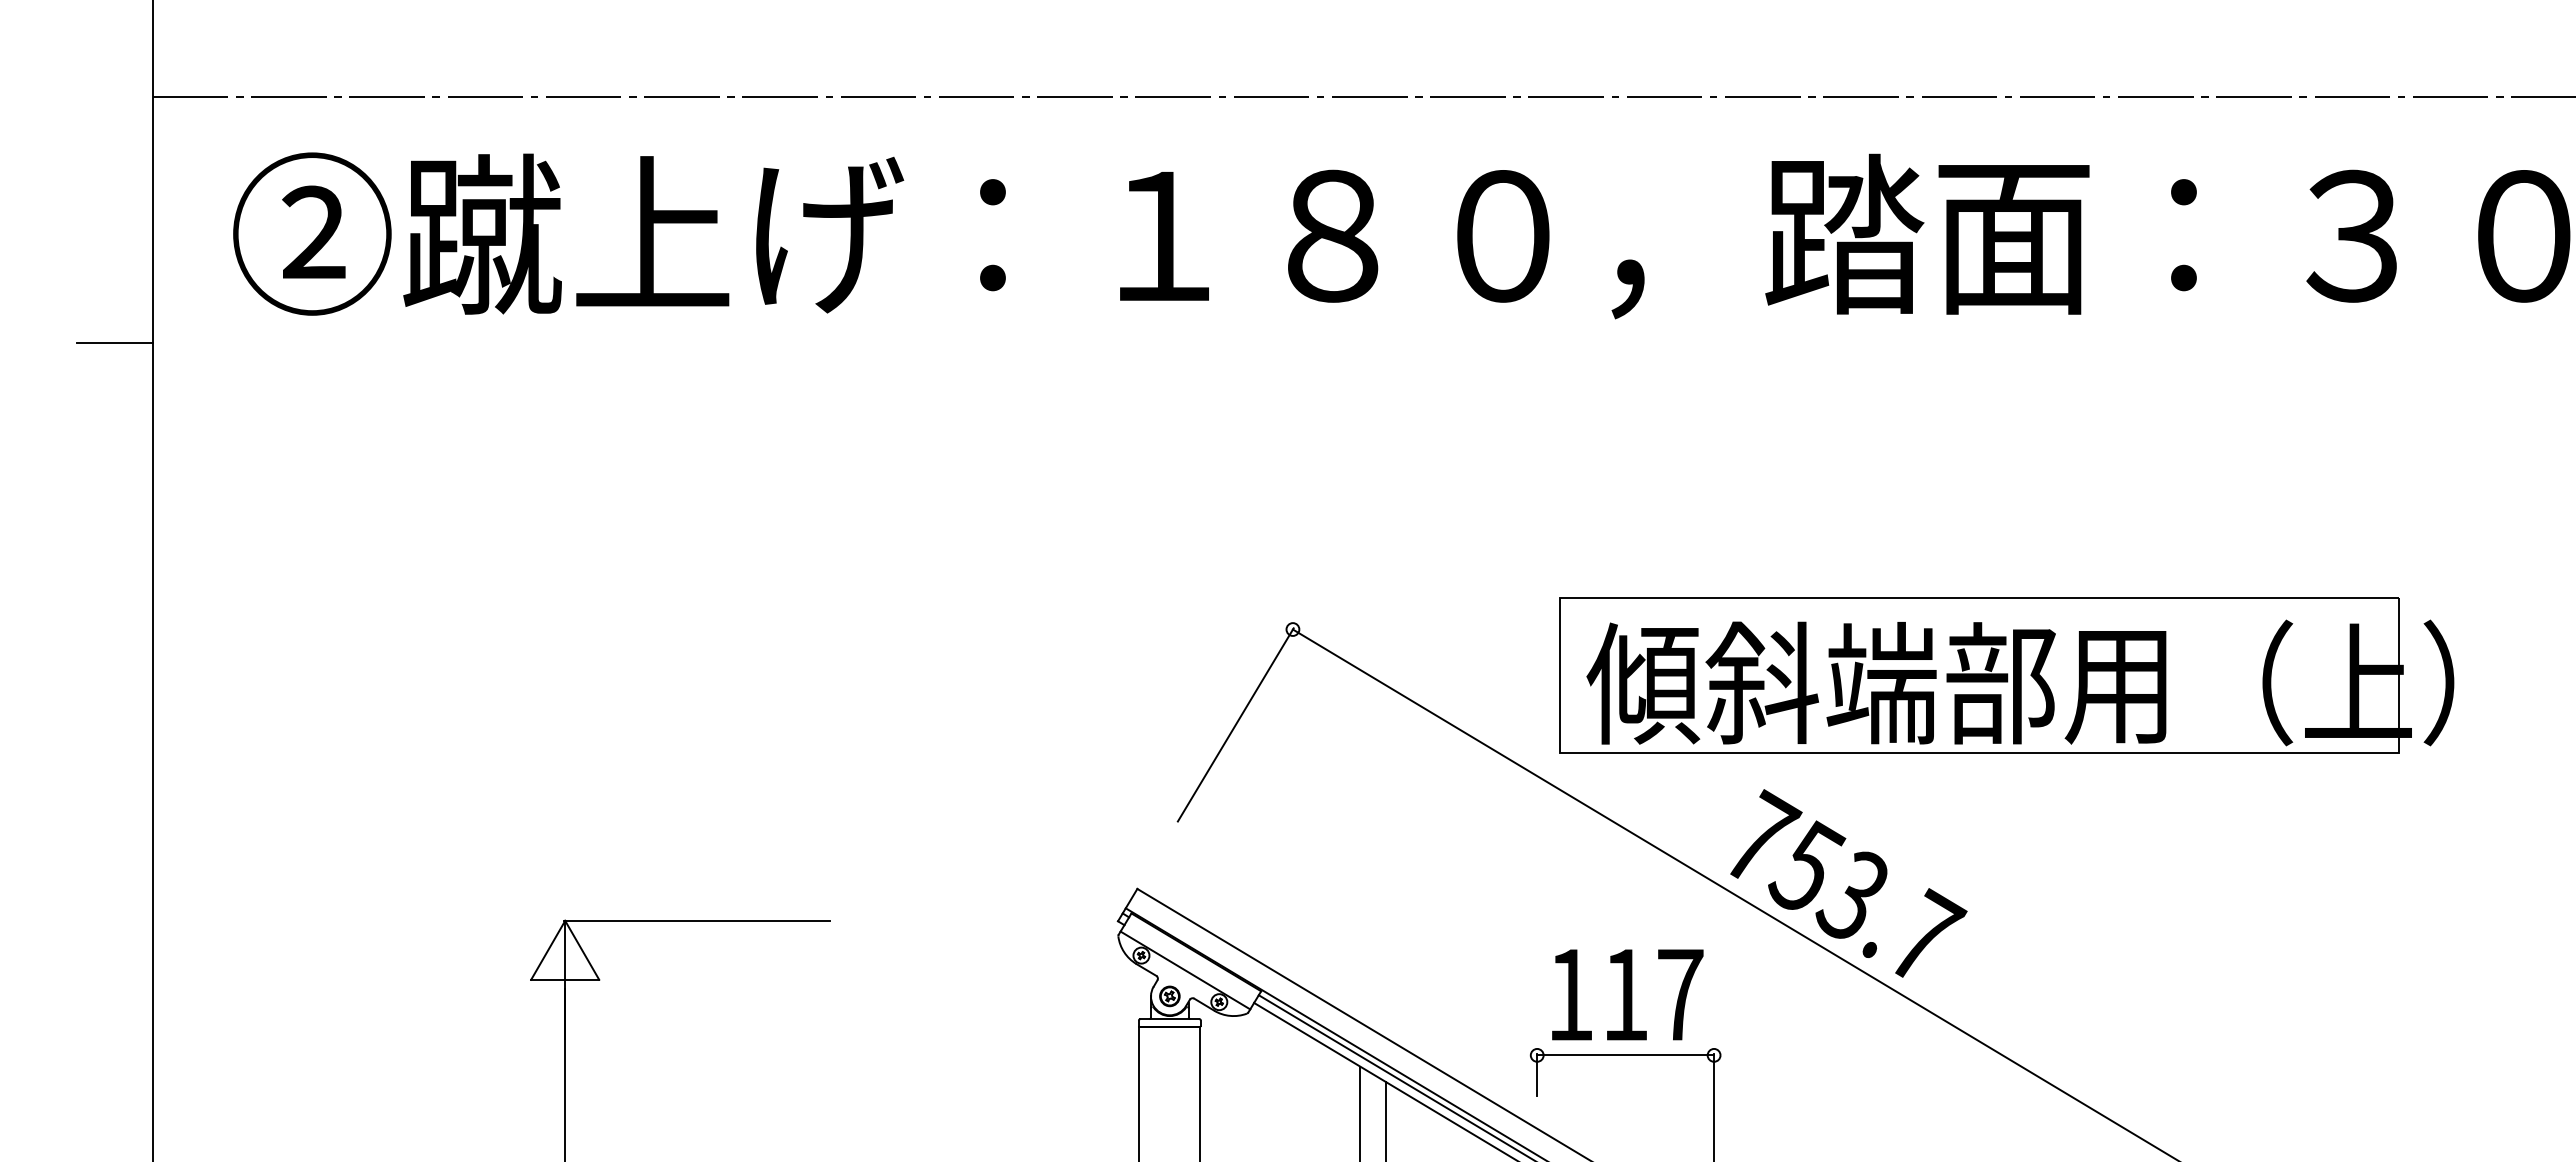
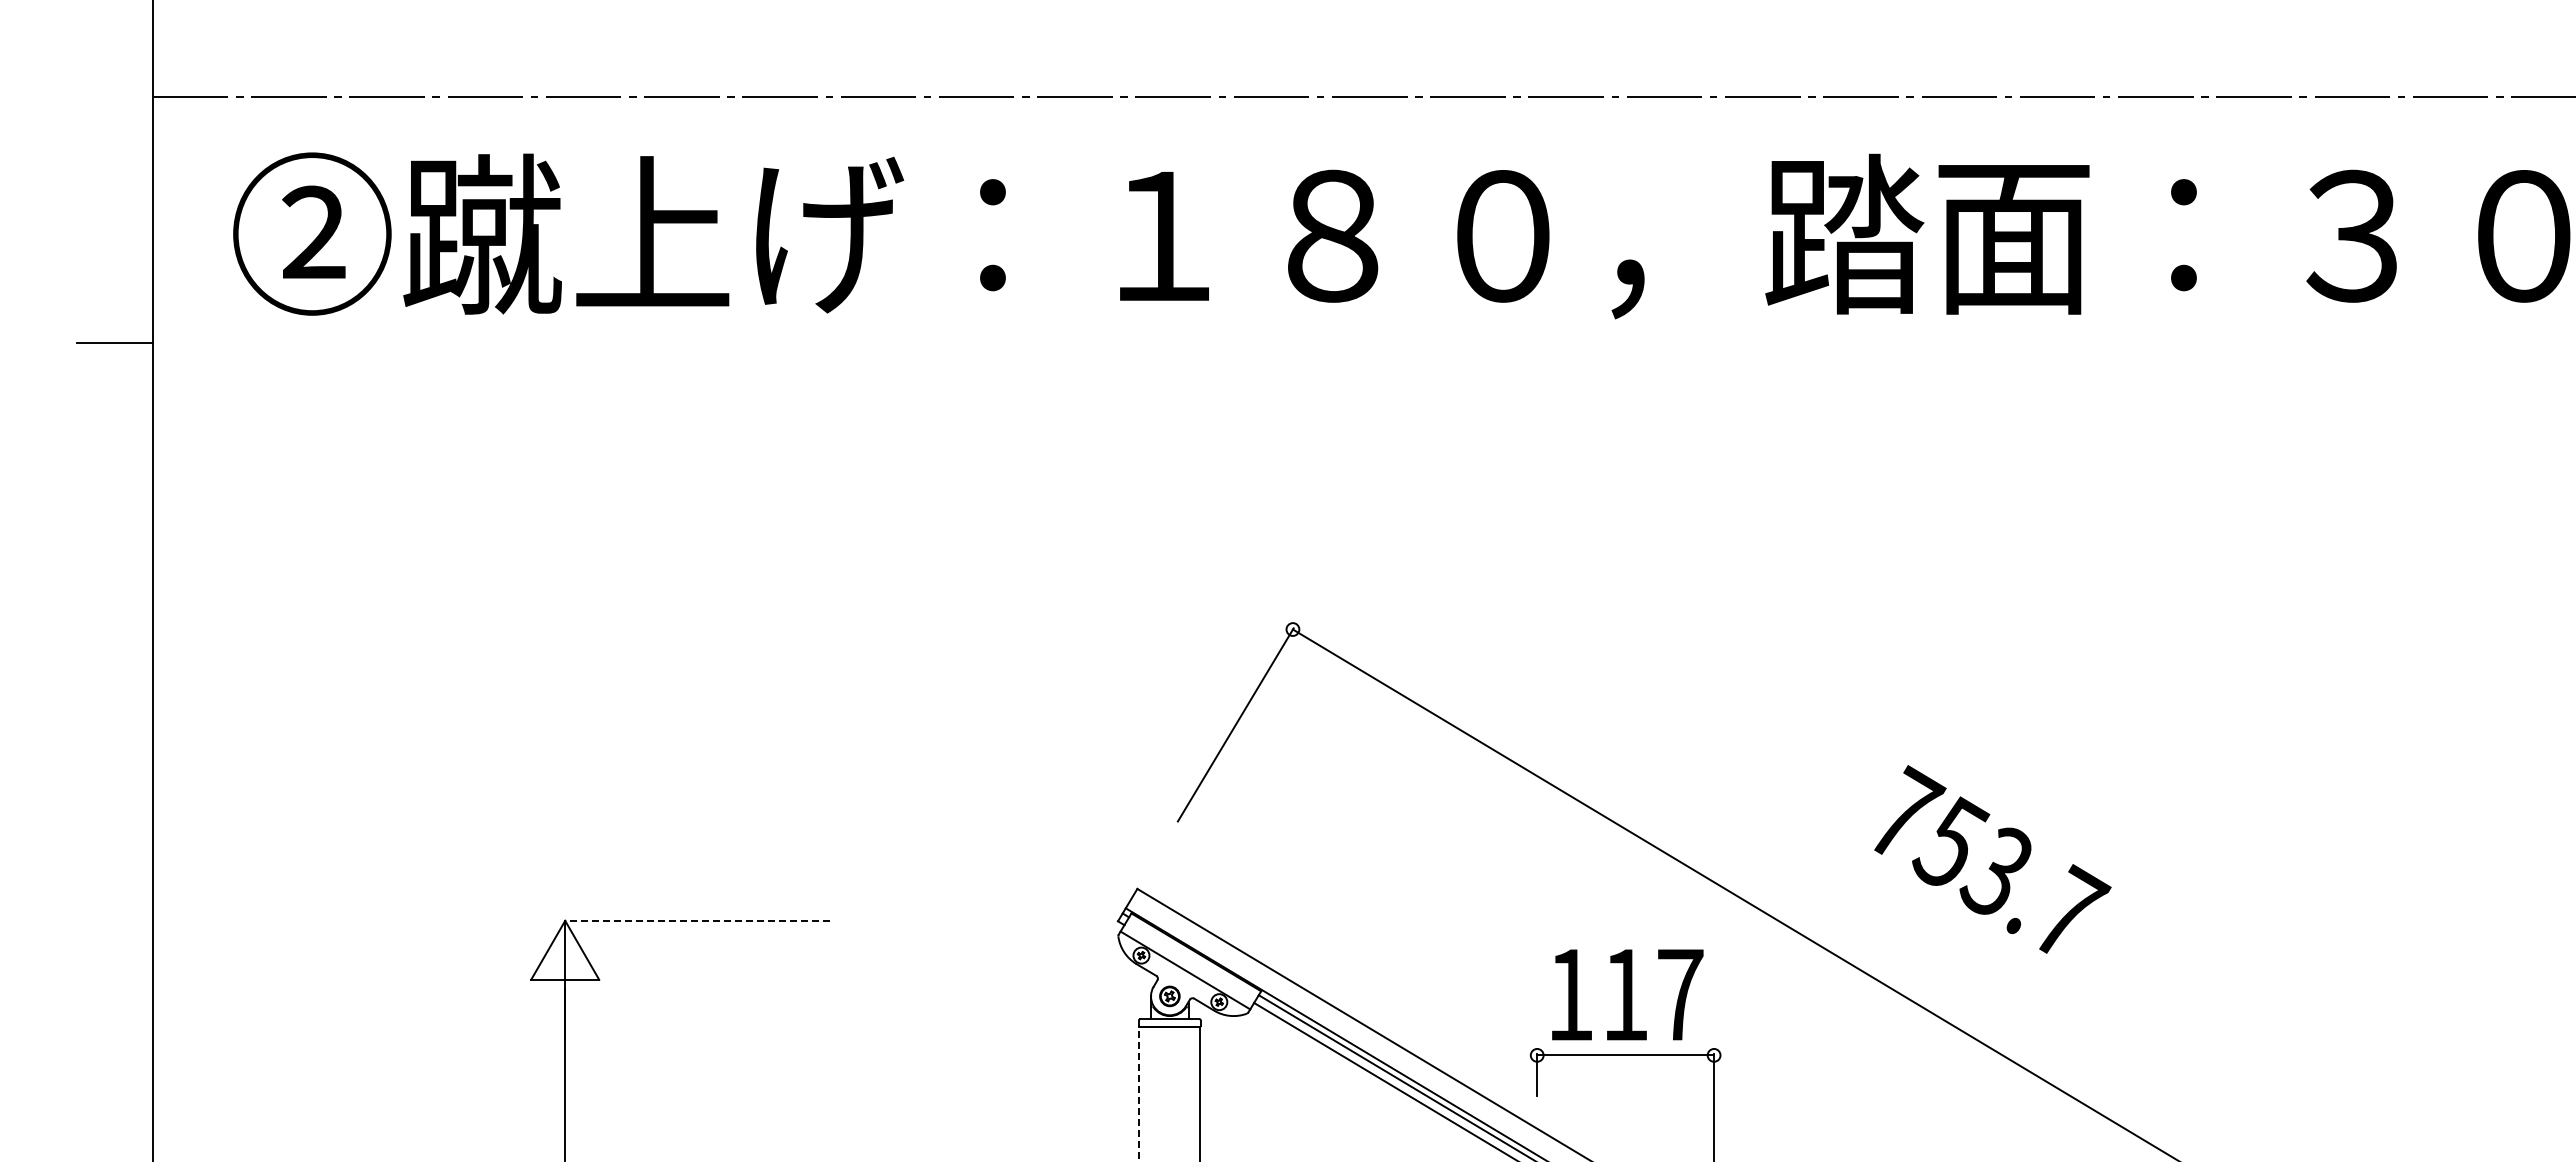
part: present -> none (2006, 675)
text position: (1848, 883) -> (1992, 859) (1992, 859)
line: solid -> dashed (696, 920)
line: solid -> dashed (1139, 1093)
line: present -> none (1360, 1112)
line: present -> none (1386, 1120)
